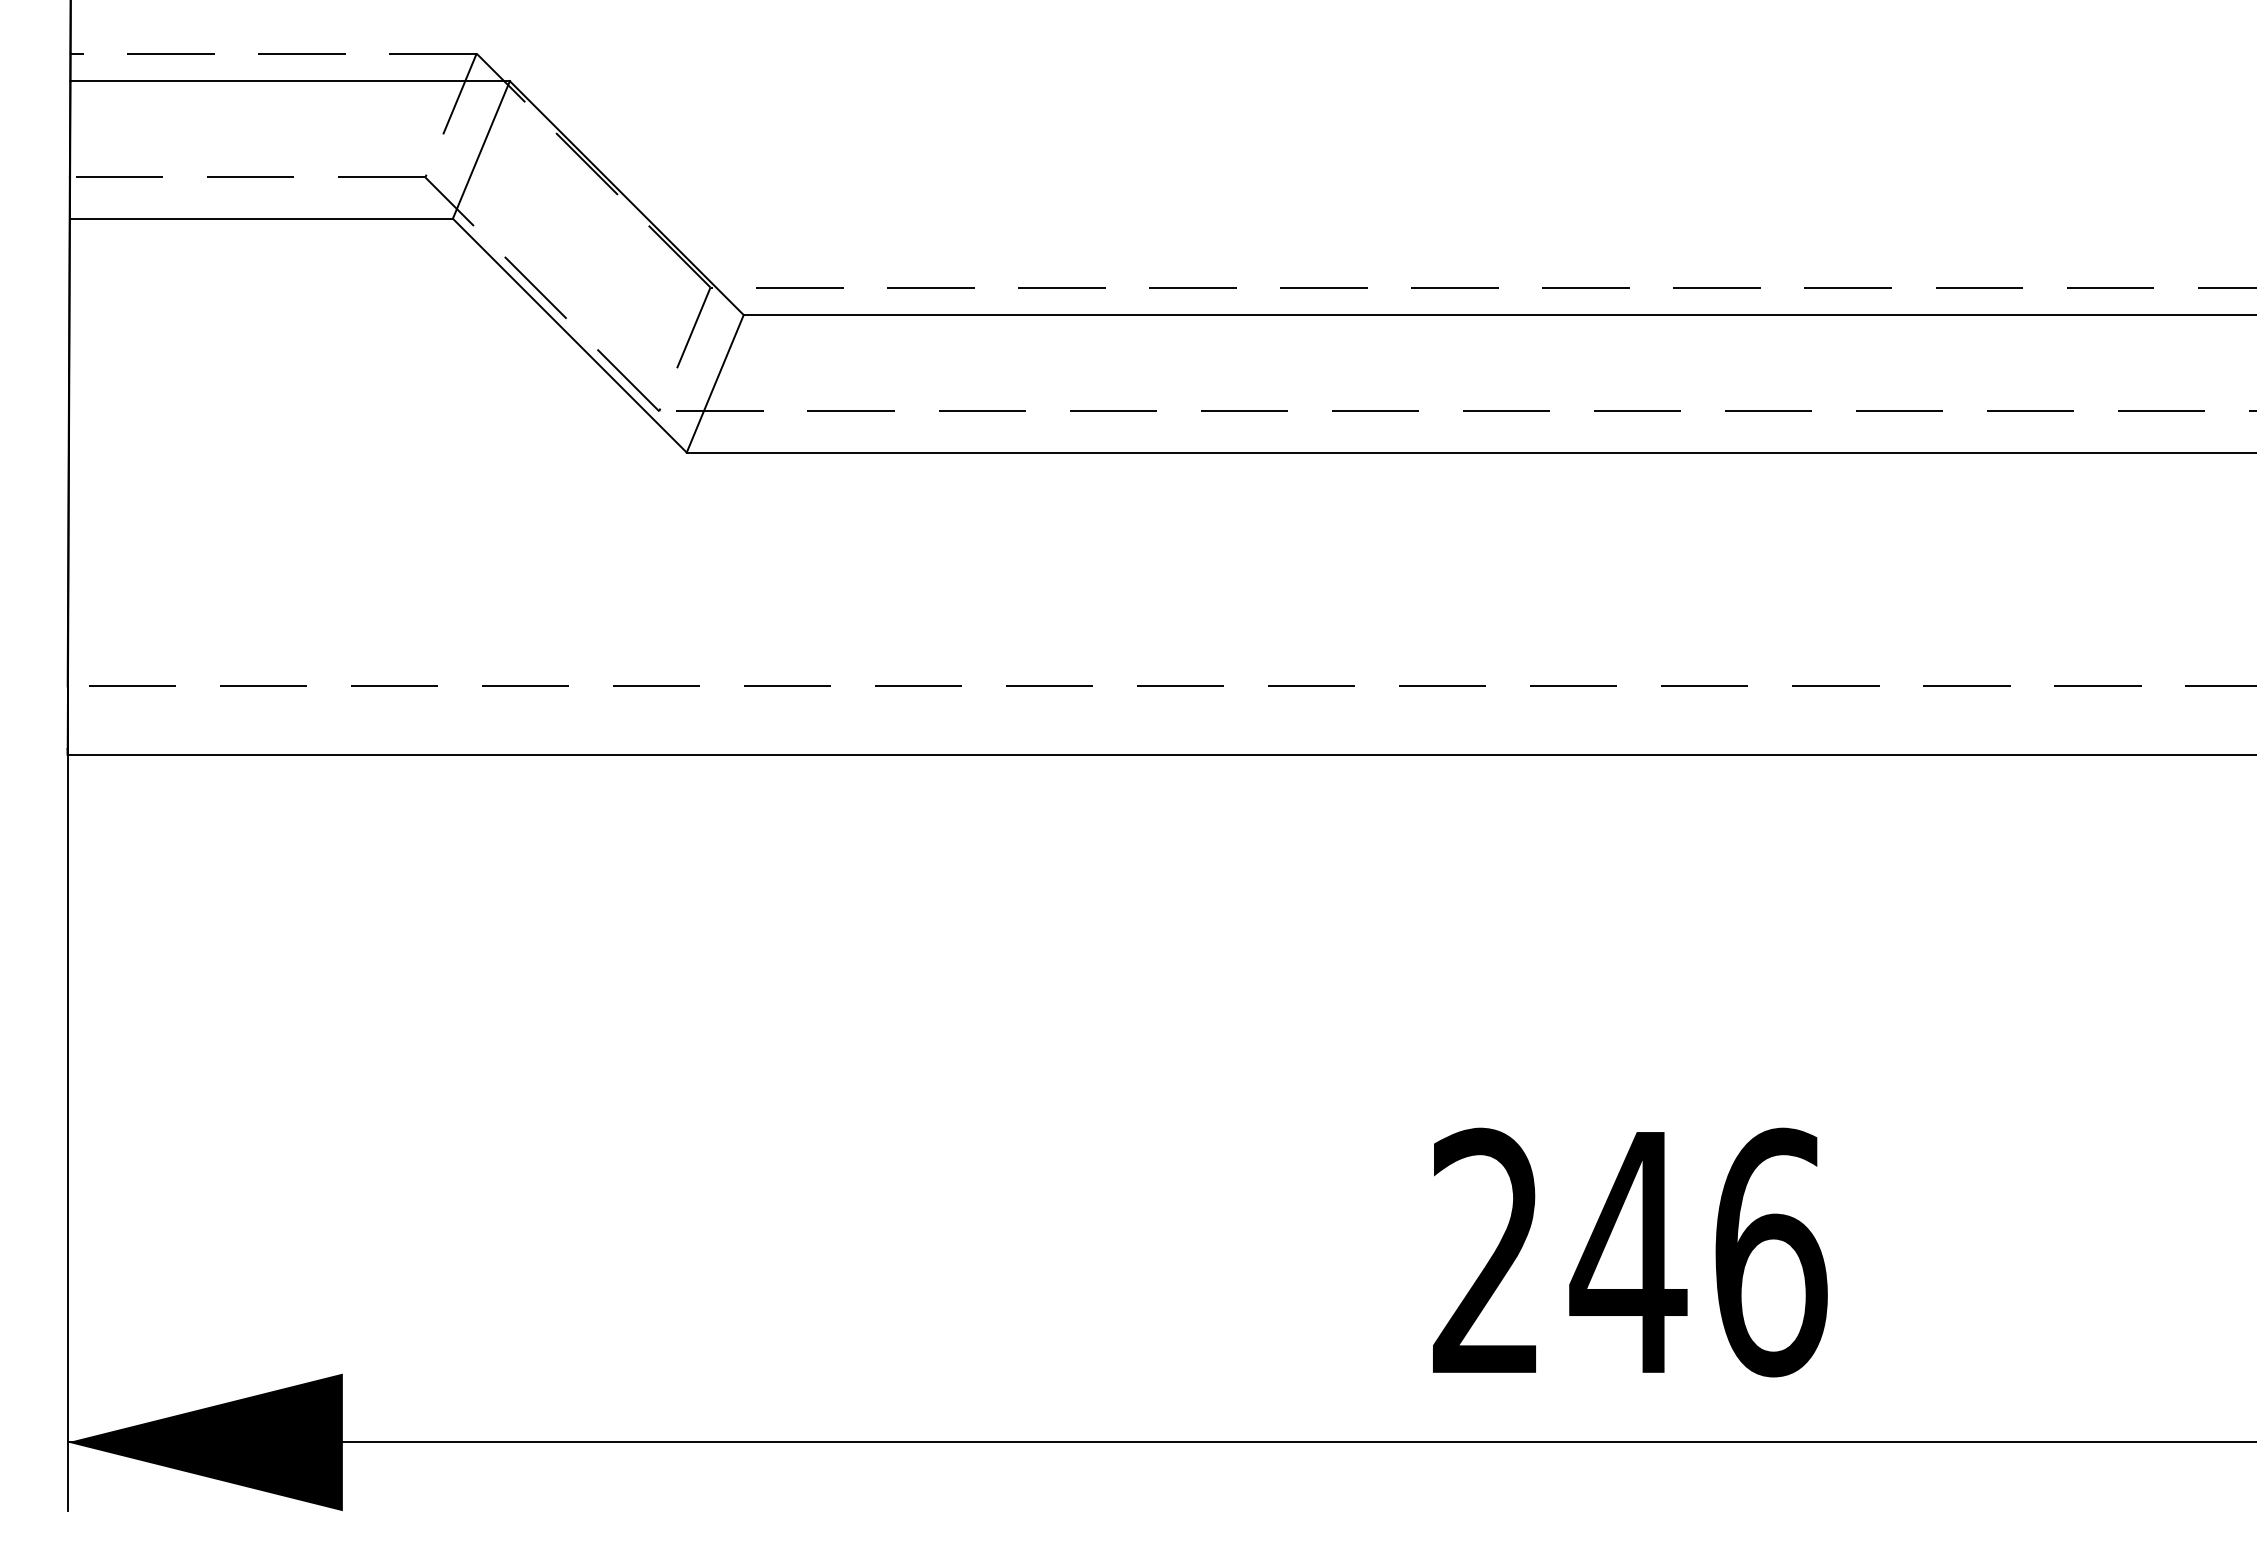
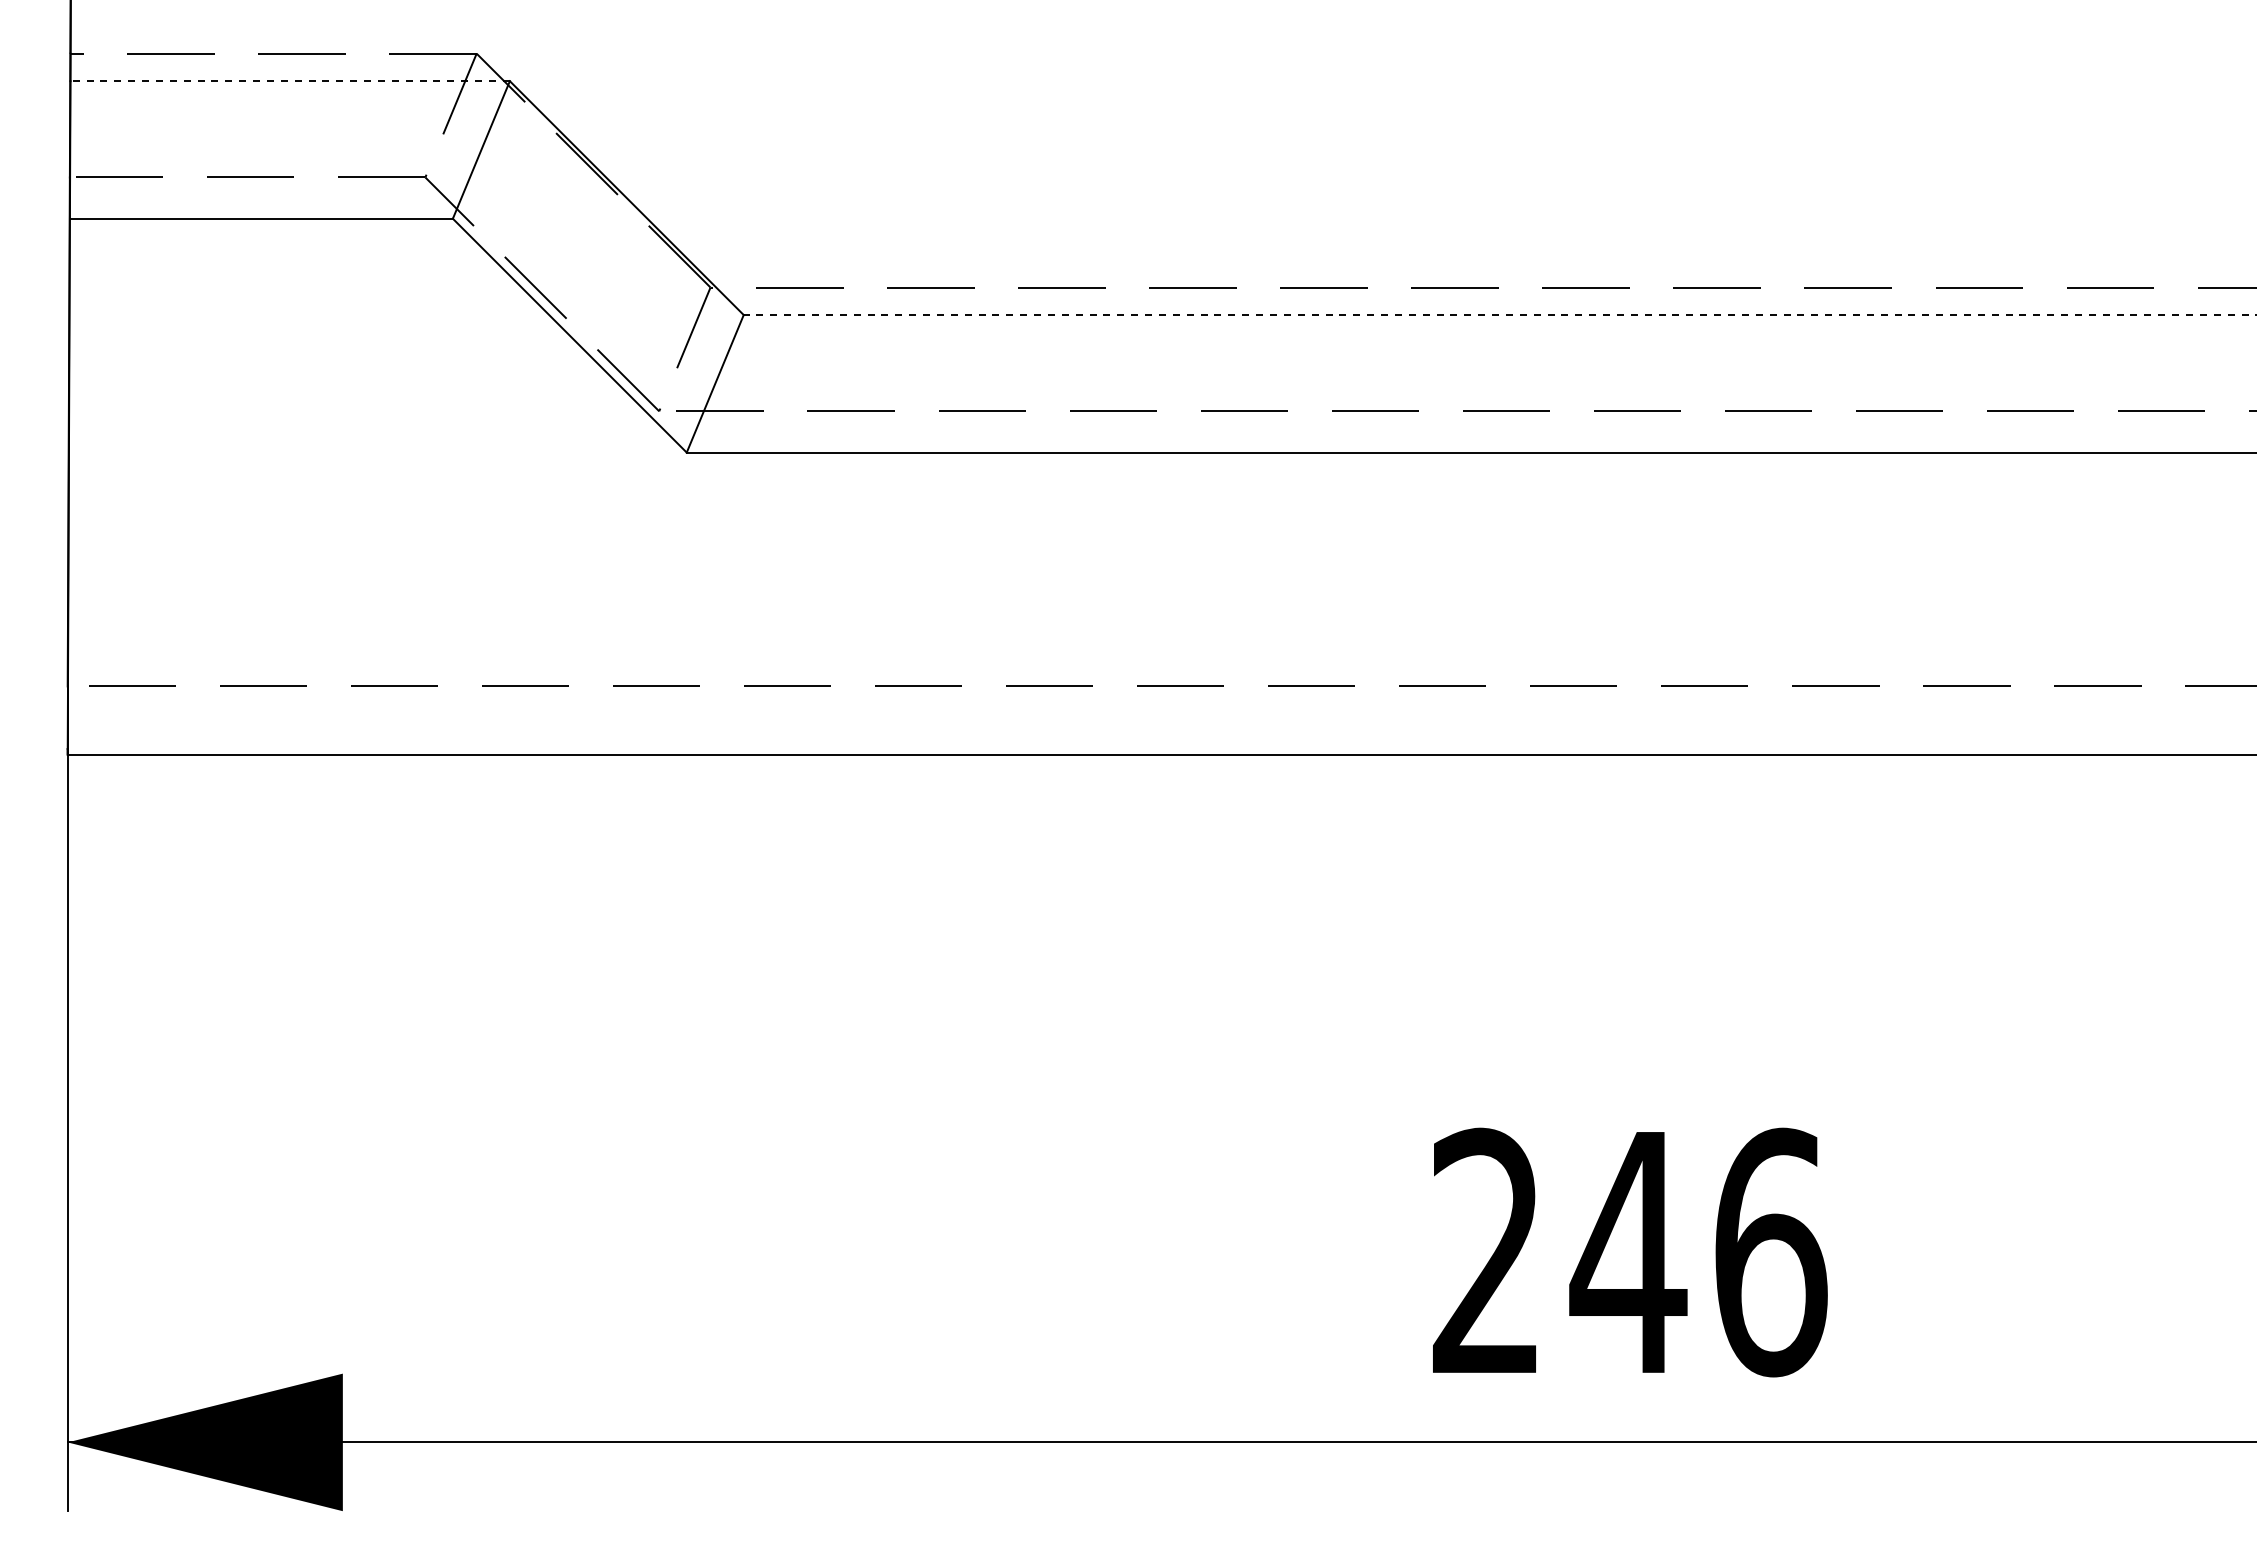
line: solid -> dashed (290, 81)
line: solid -> dashed (1499, 315)
